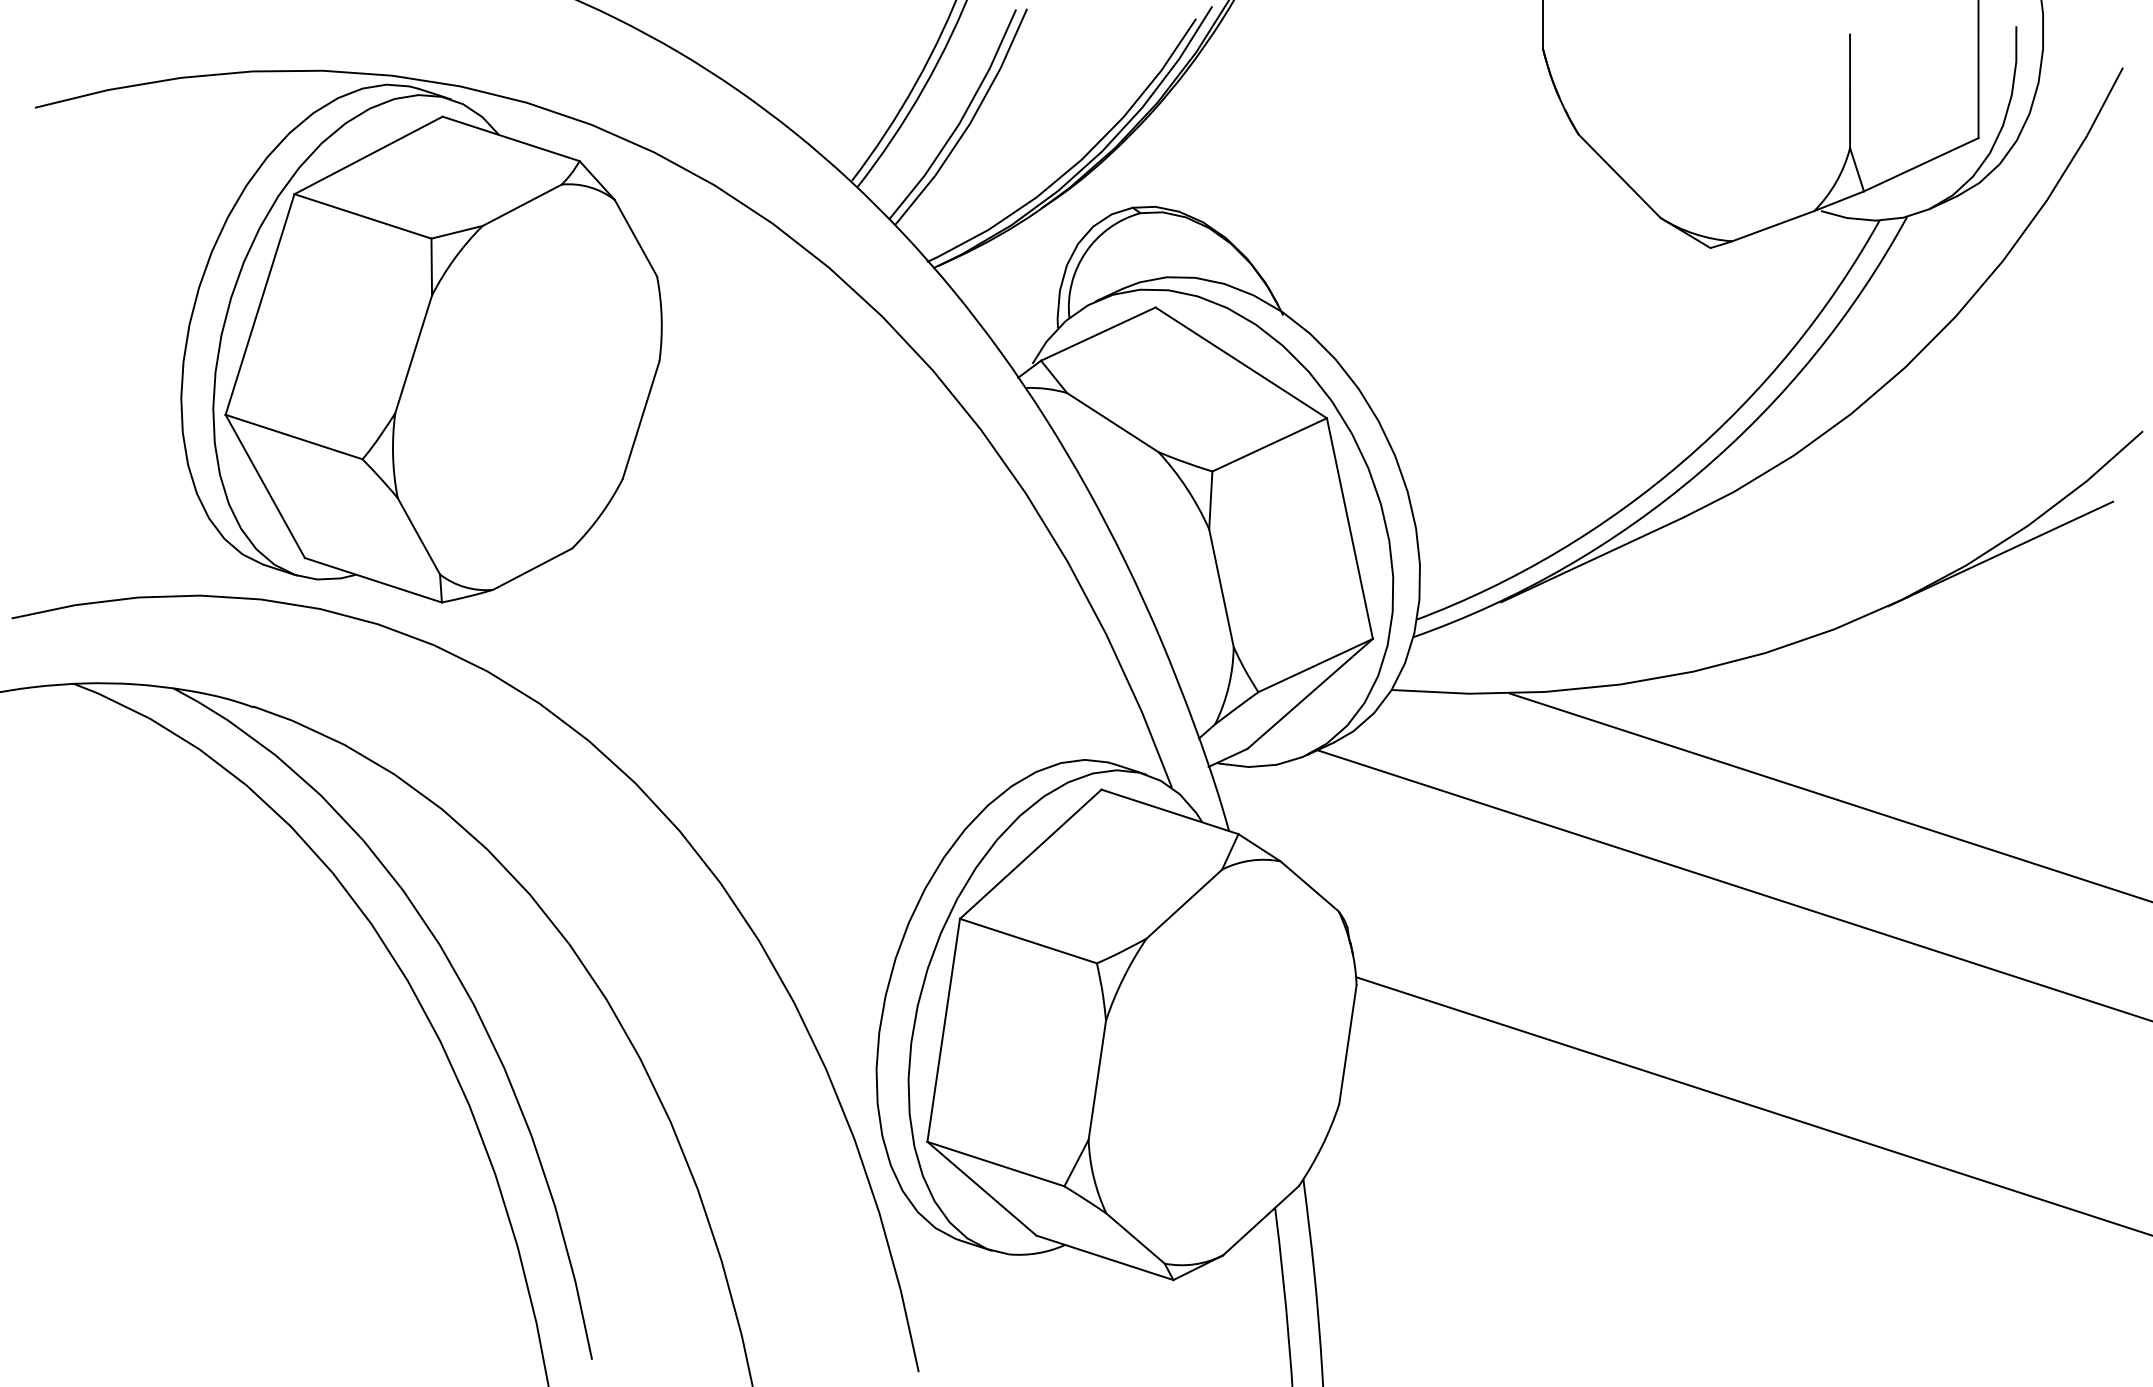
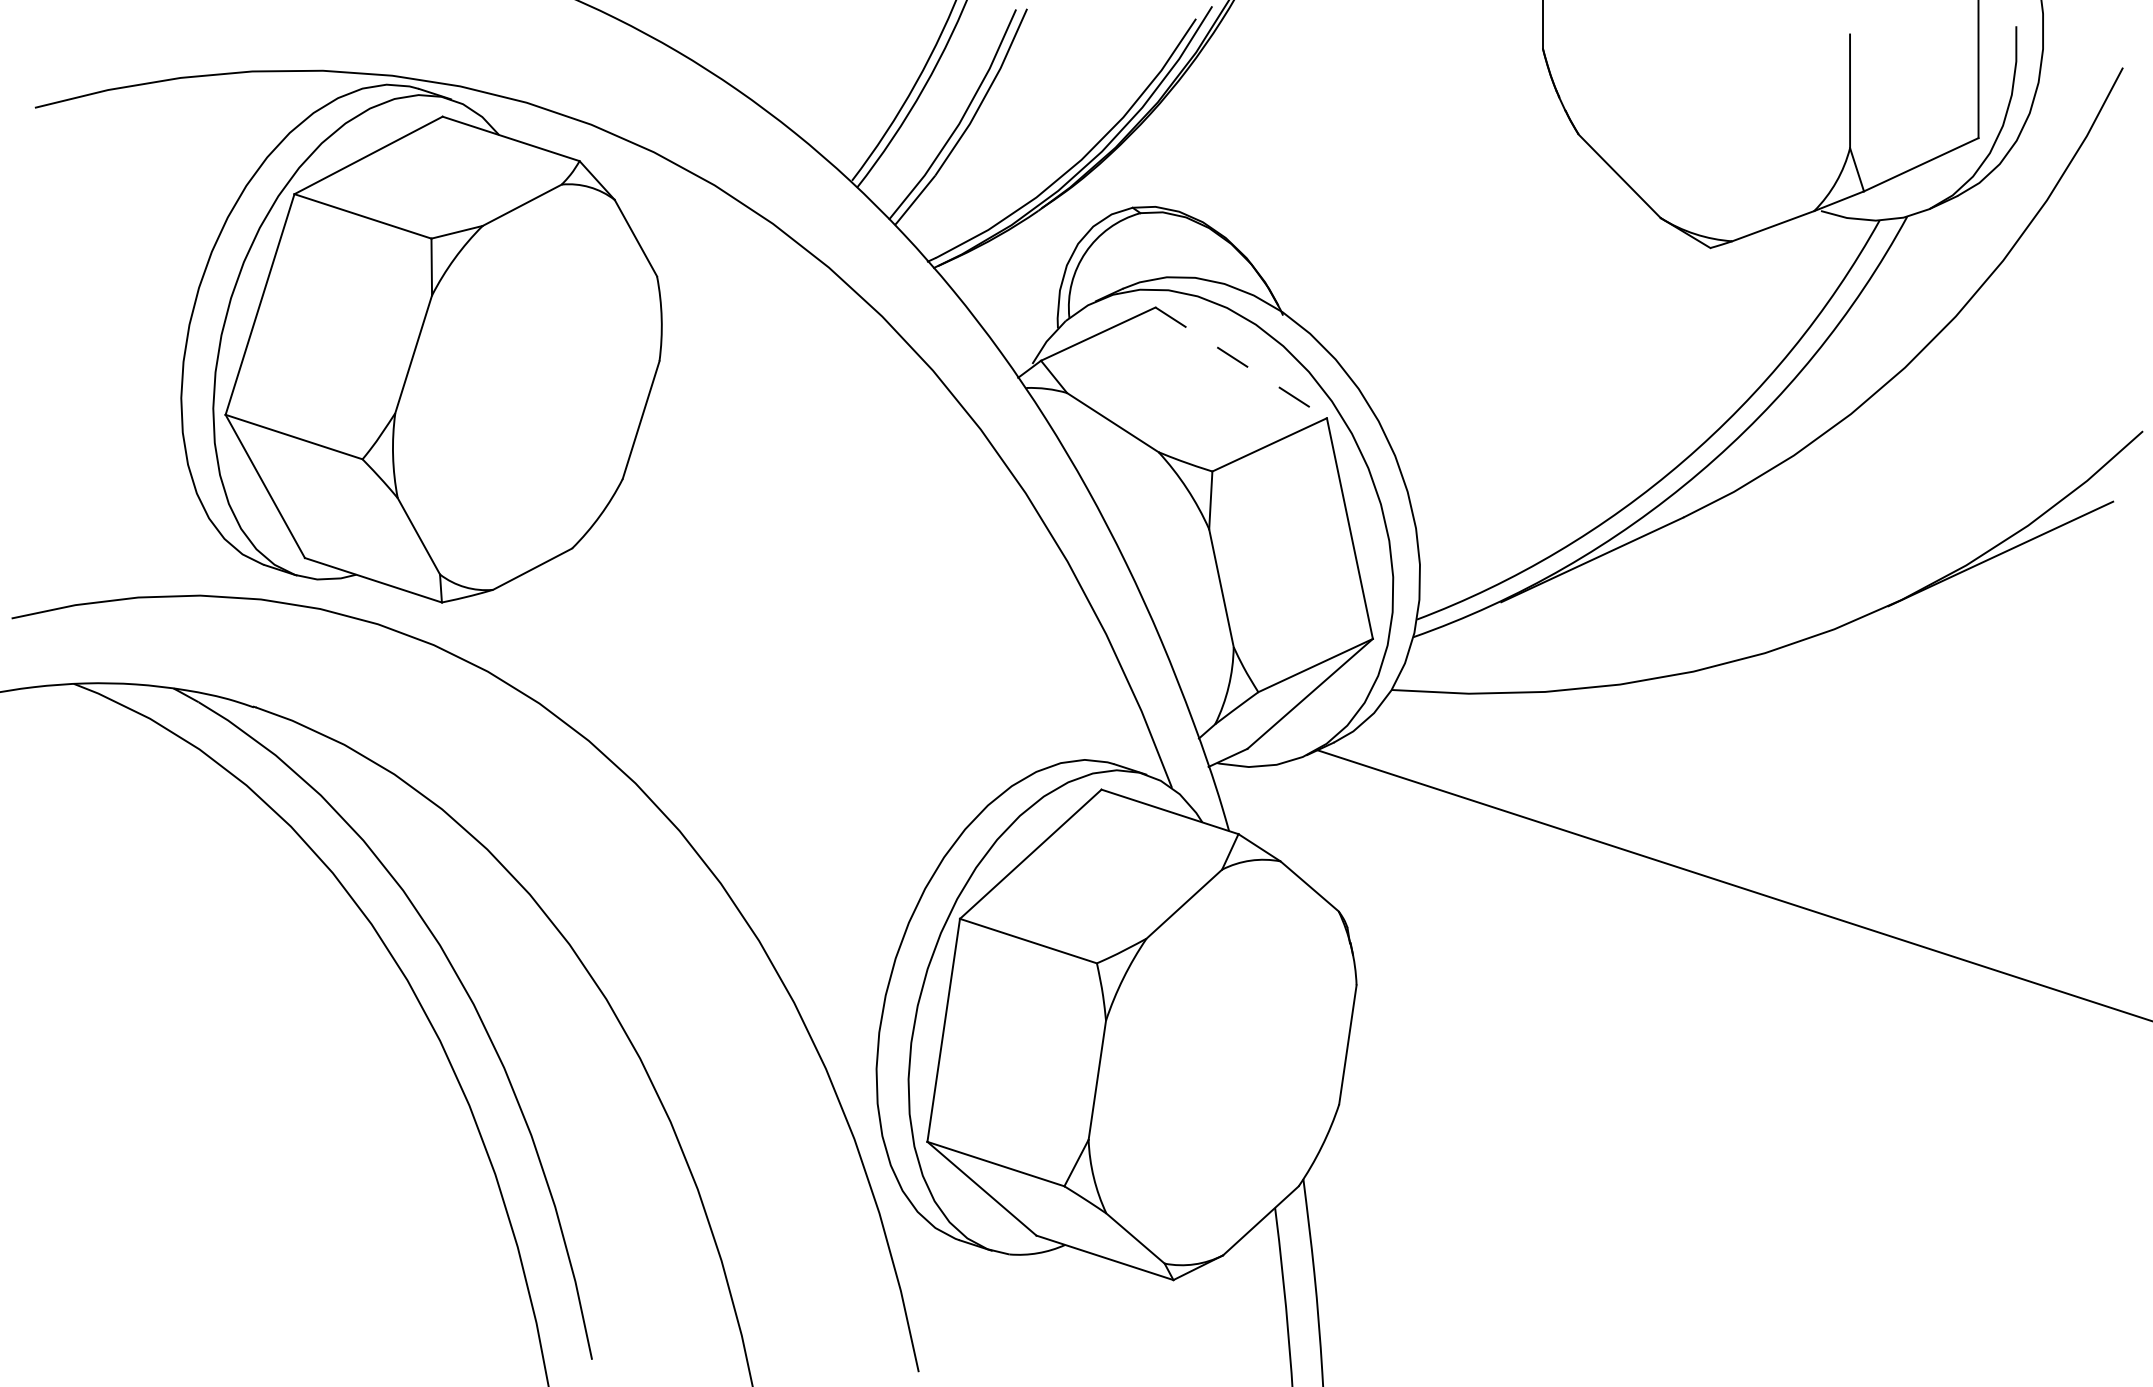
line: solid -> dashed (1241, 363)
line: present -> none (1829, 797)
line: present -> none (1752, 1105)
